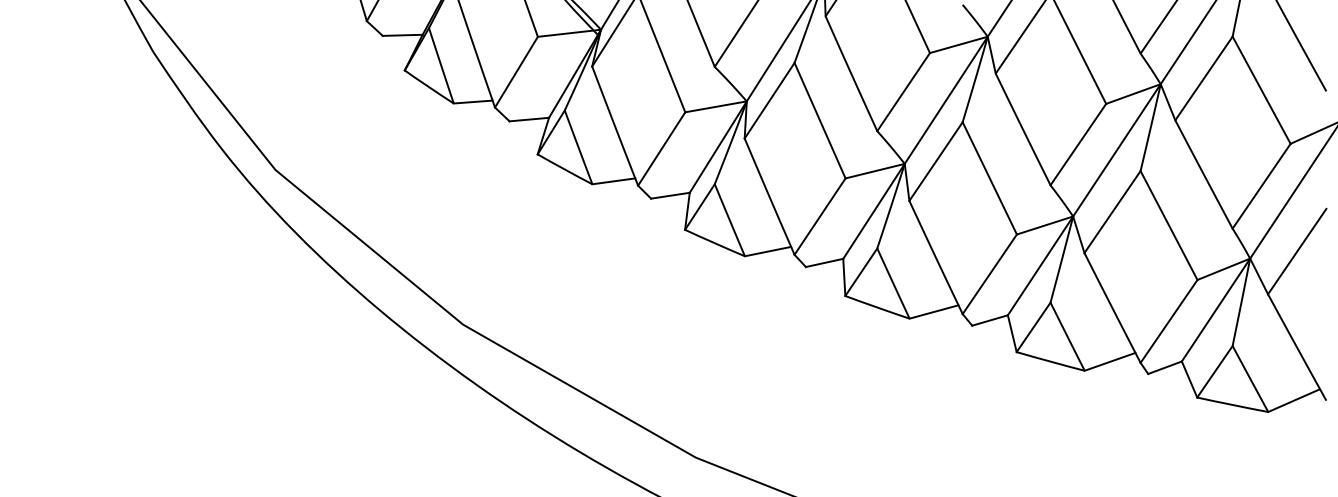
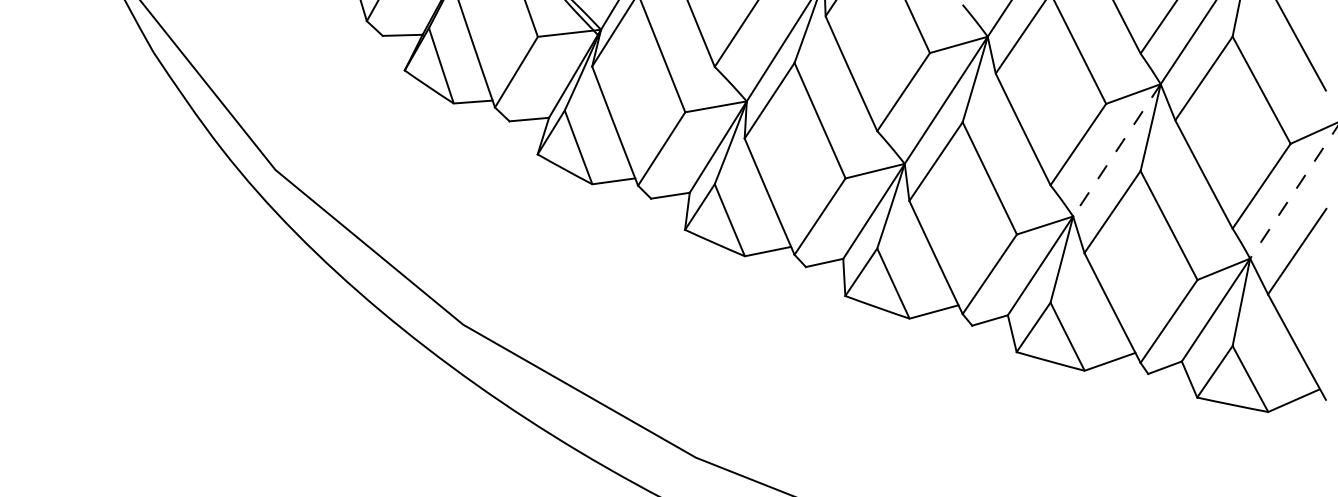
line: solid -> dashed (1116, 150)
line: solid -> dashed (1294, 192)
